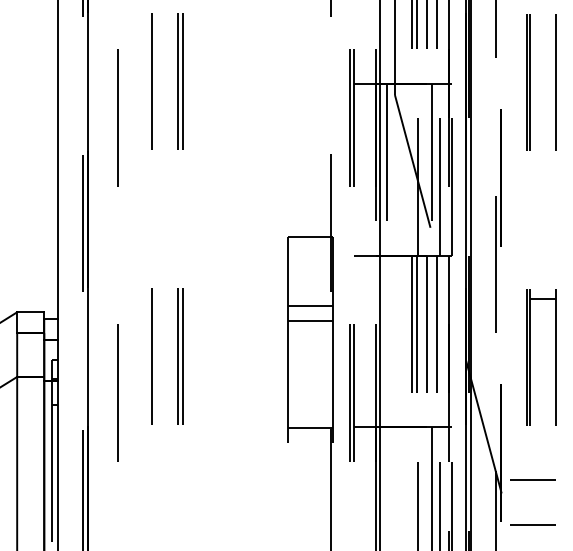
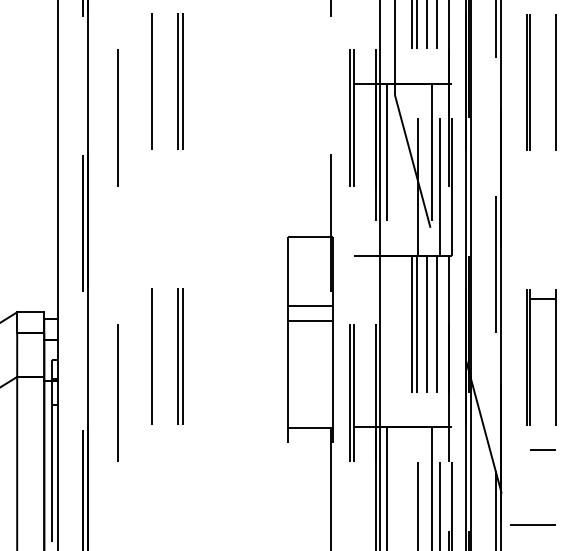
line: dashed -> solid (500, 275)
line: none -> present (542, 449)
line: present -> none (532, 479)
line: none -> present (386, 487)
